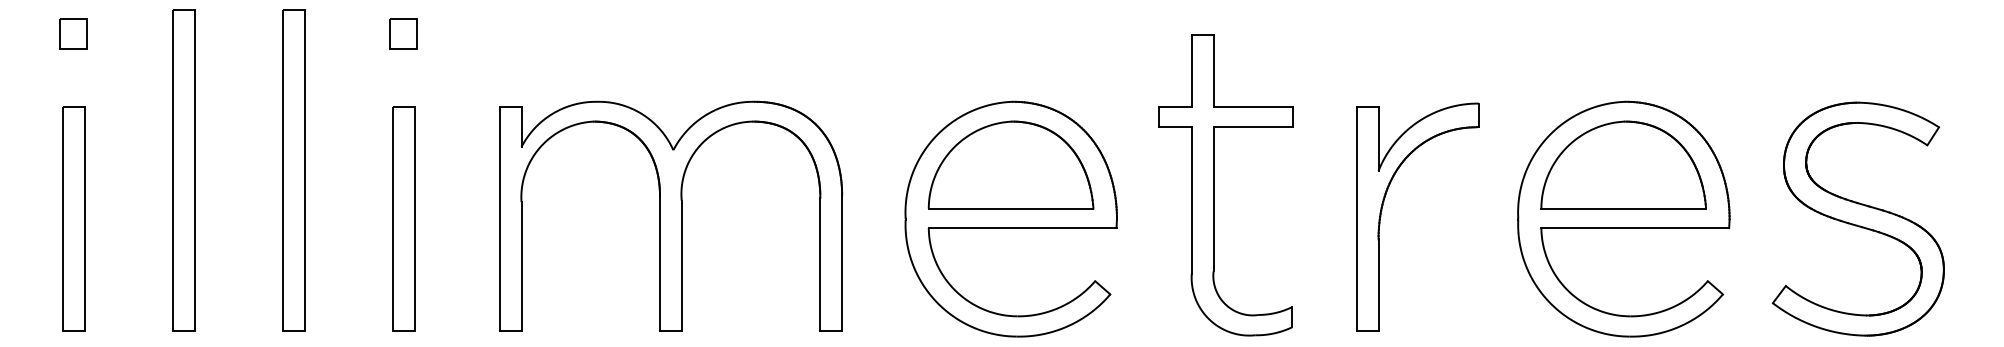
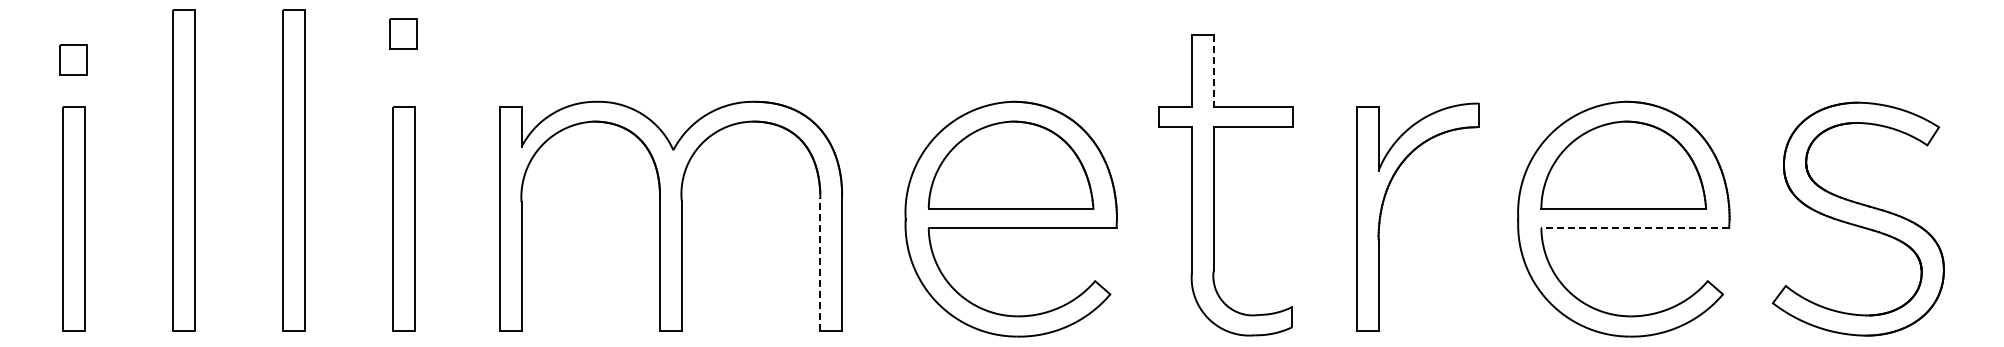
part position: (73, 33) -> (73, 59) (73, 59)
line: solid -> dashed (1213, 71)
line: solid -> dashed (1635, 228)
line: solid -> dashed (820, 264)
